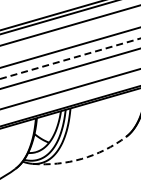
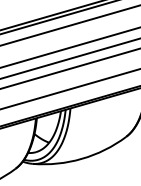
line: dashed -> solid (70, 58)
arc: dashed -> solid (81, 158)
